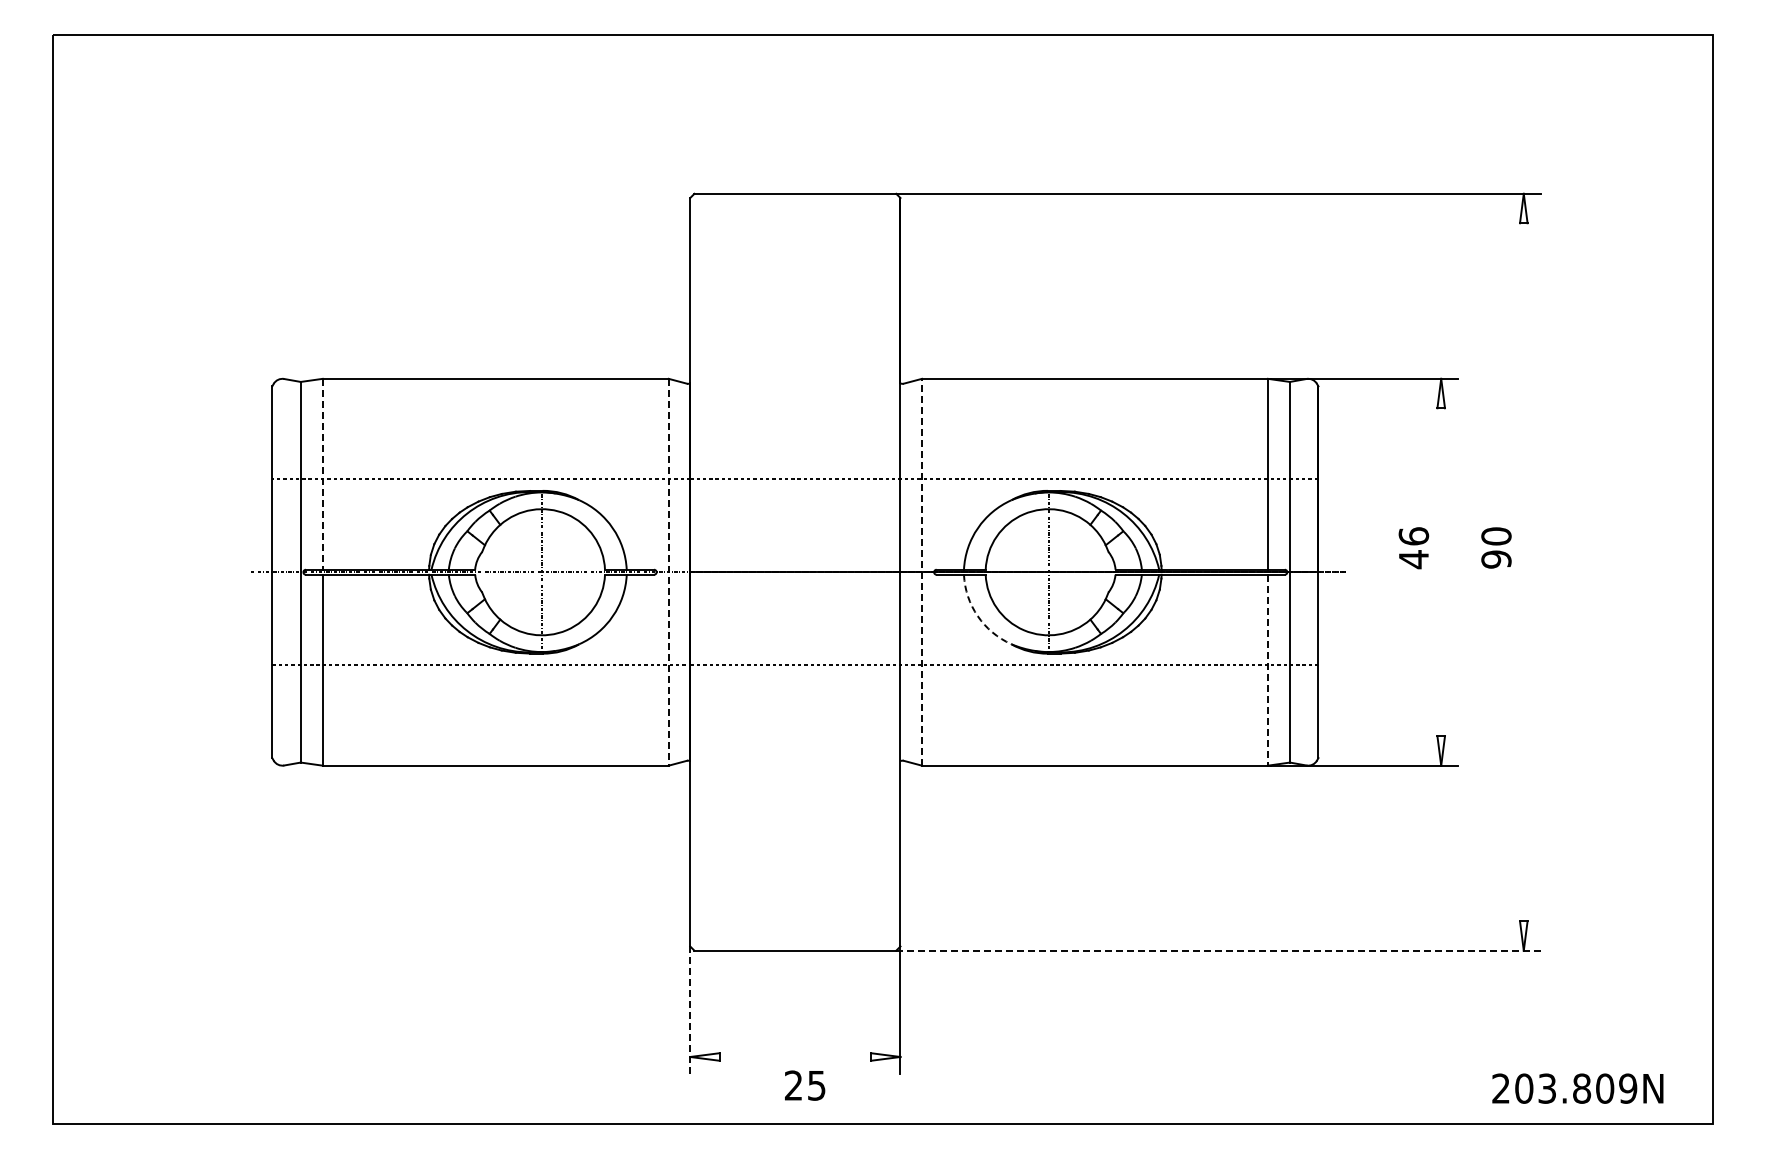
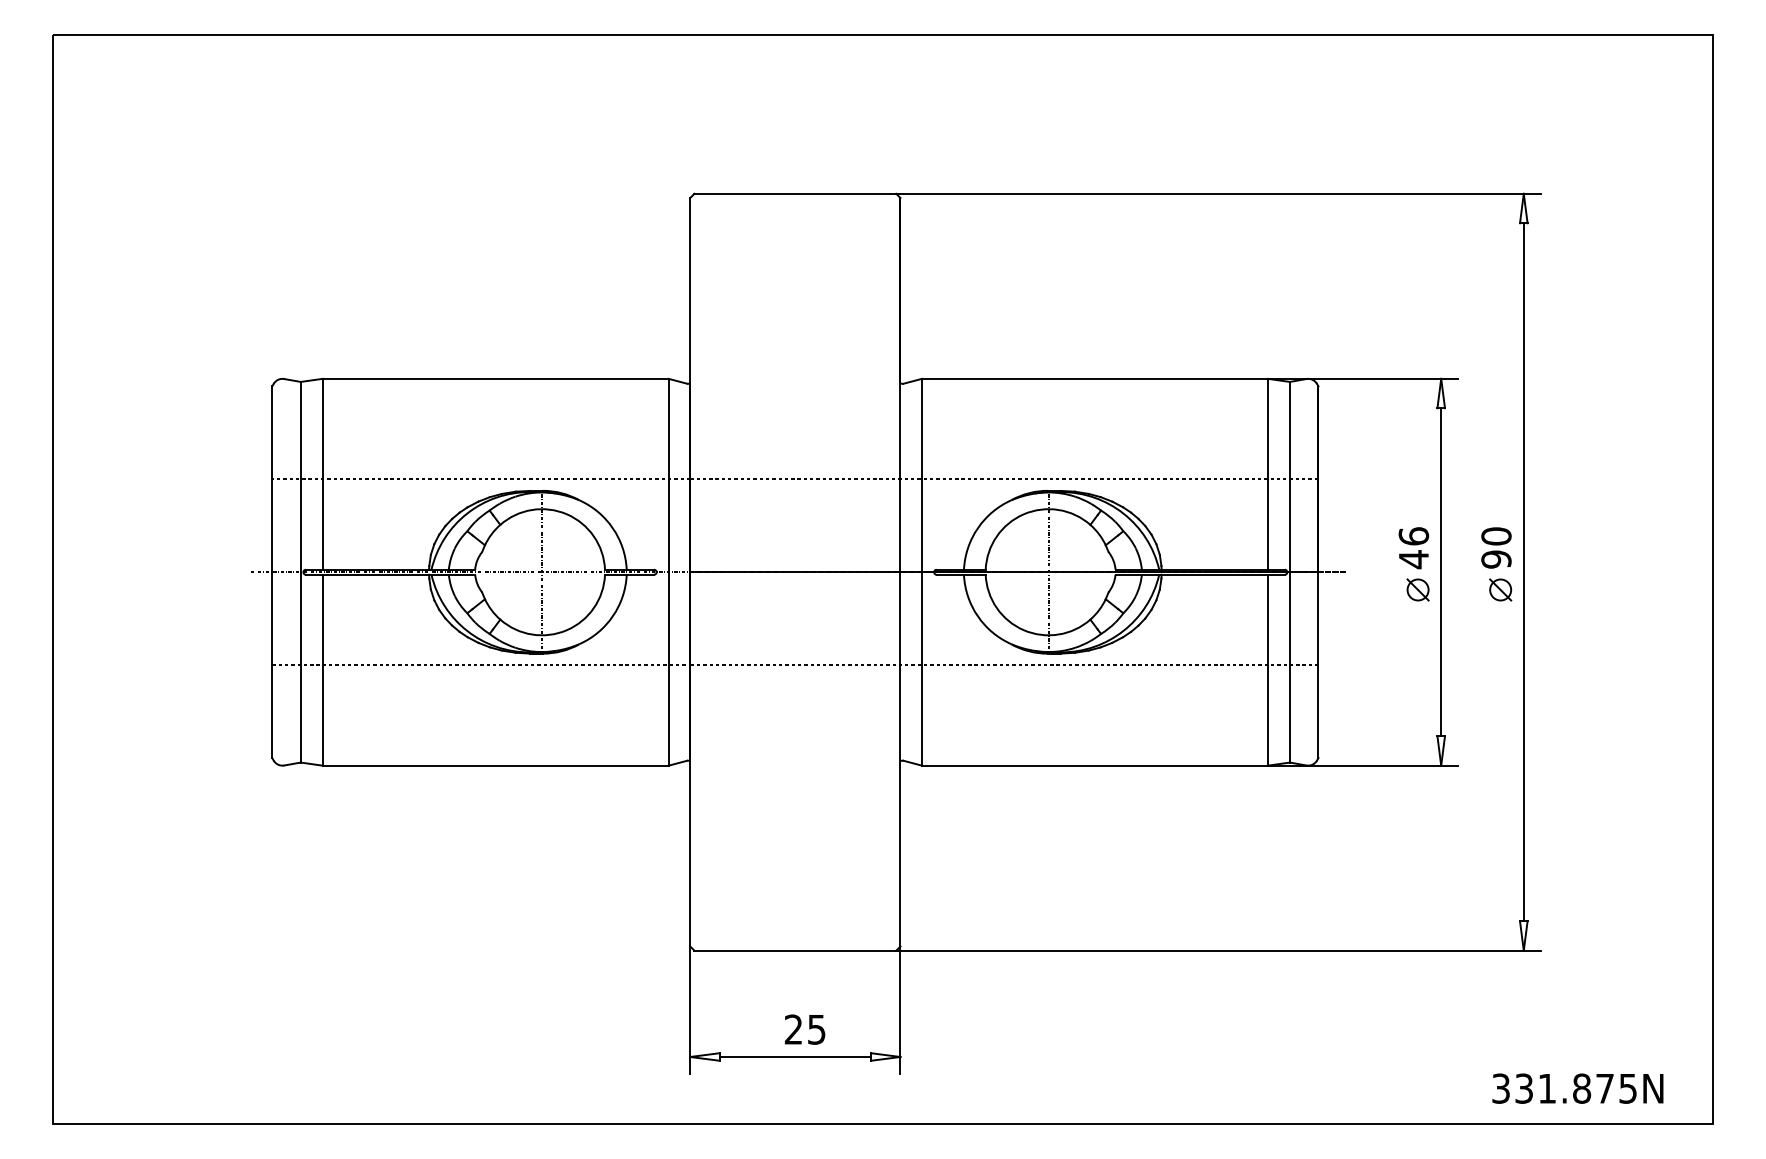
line: dashed -> solid (322, 474)
line: dashed -> solid (922, 571)
line: dashed -> solid (668, 572)
line: none -> present (1441, 572)
line: none -> present (1523, 572)
part: none -> present (1417, 589)
part: none -> present (1500, 589)
arc: dashed -> solid (977, 616)
line: dashed -> solid (1267, 670)
line: dashed -> solid (1217, 950)
line: dashed -> solid (690, 1010)
line: none -> present (795, 1056)
text position: (805, 1085) -> (805, 1029) (805, 1029)
text: 203.809N -> 331.875N (1564, 1088)
